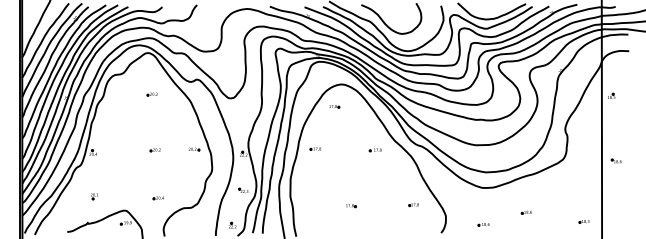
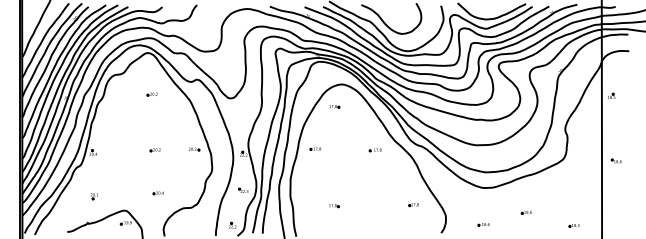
part position: (157, 198) -> (157, 193) (157, 193)
part position: (351, 206) -> (334, 206) (334, 206)
part position: (583, 221) -> (573, 225) (573, 225)
